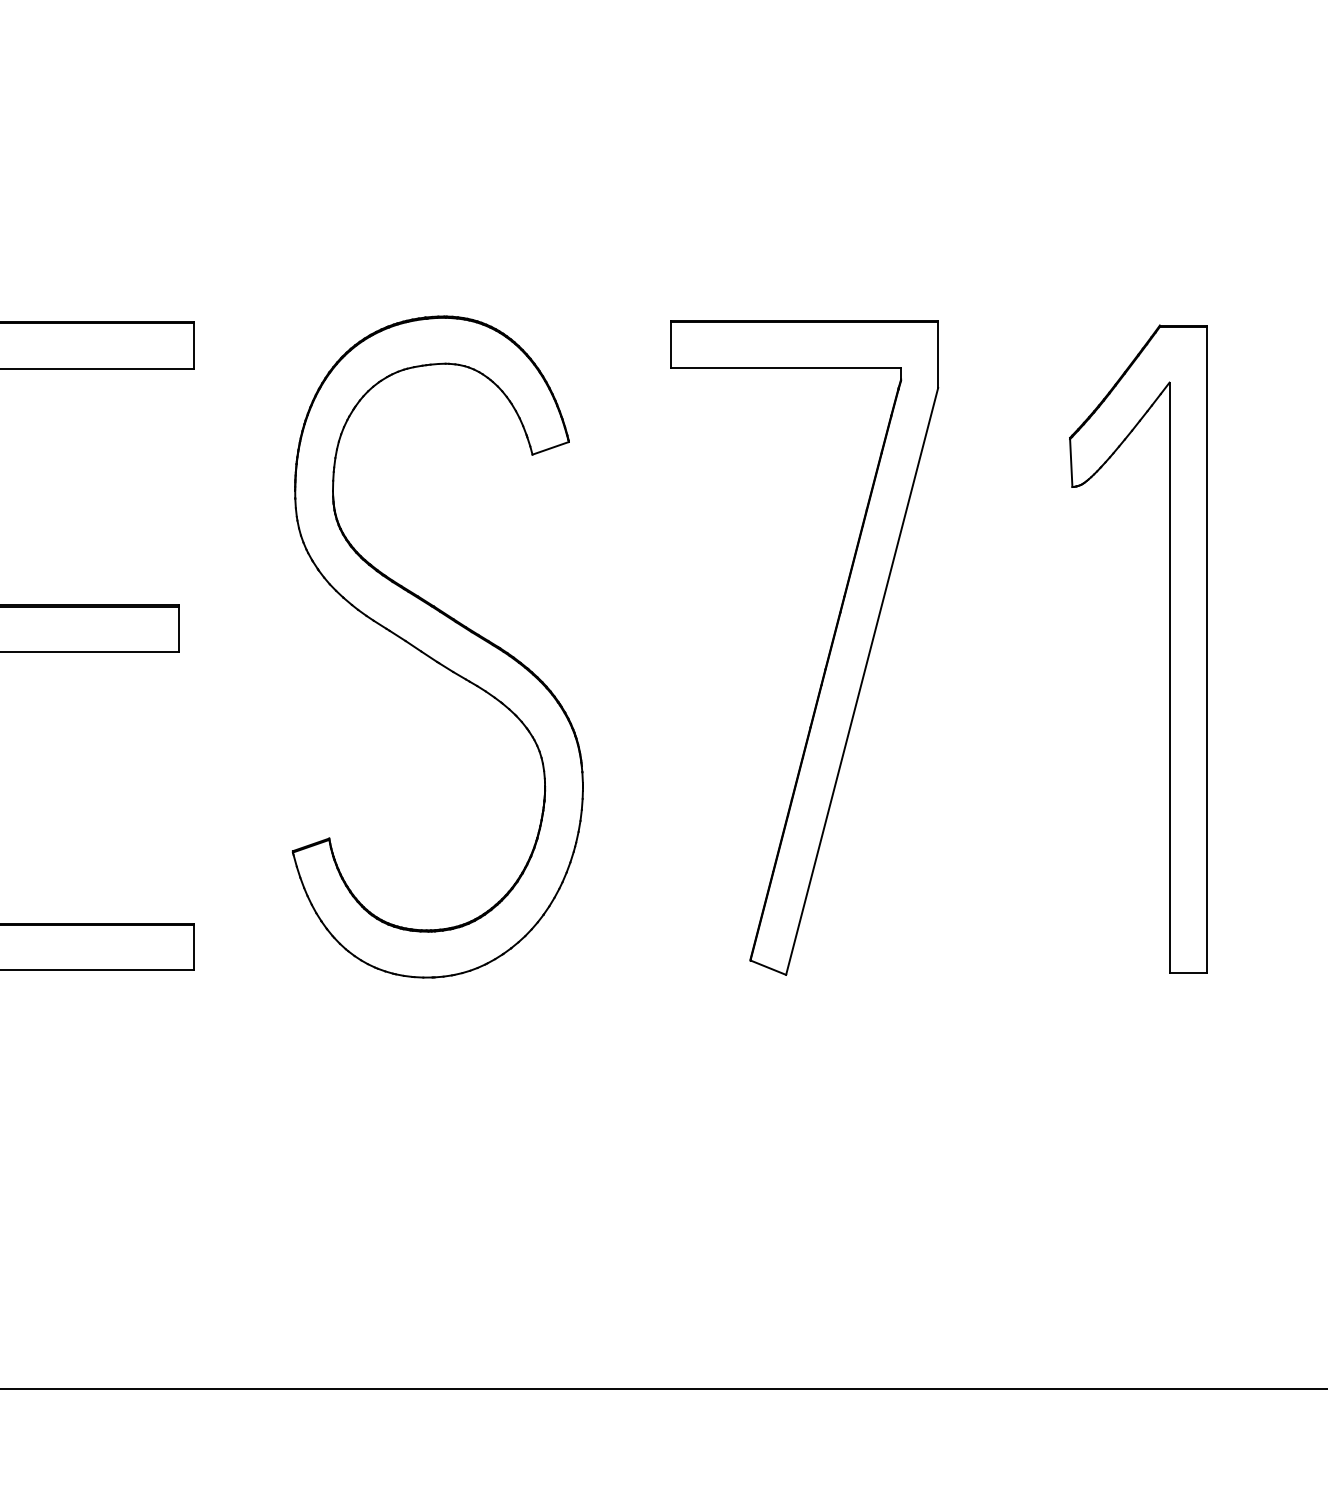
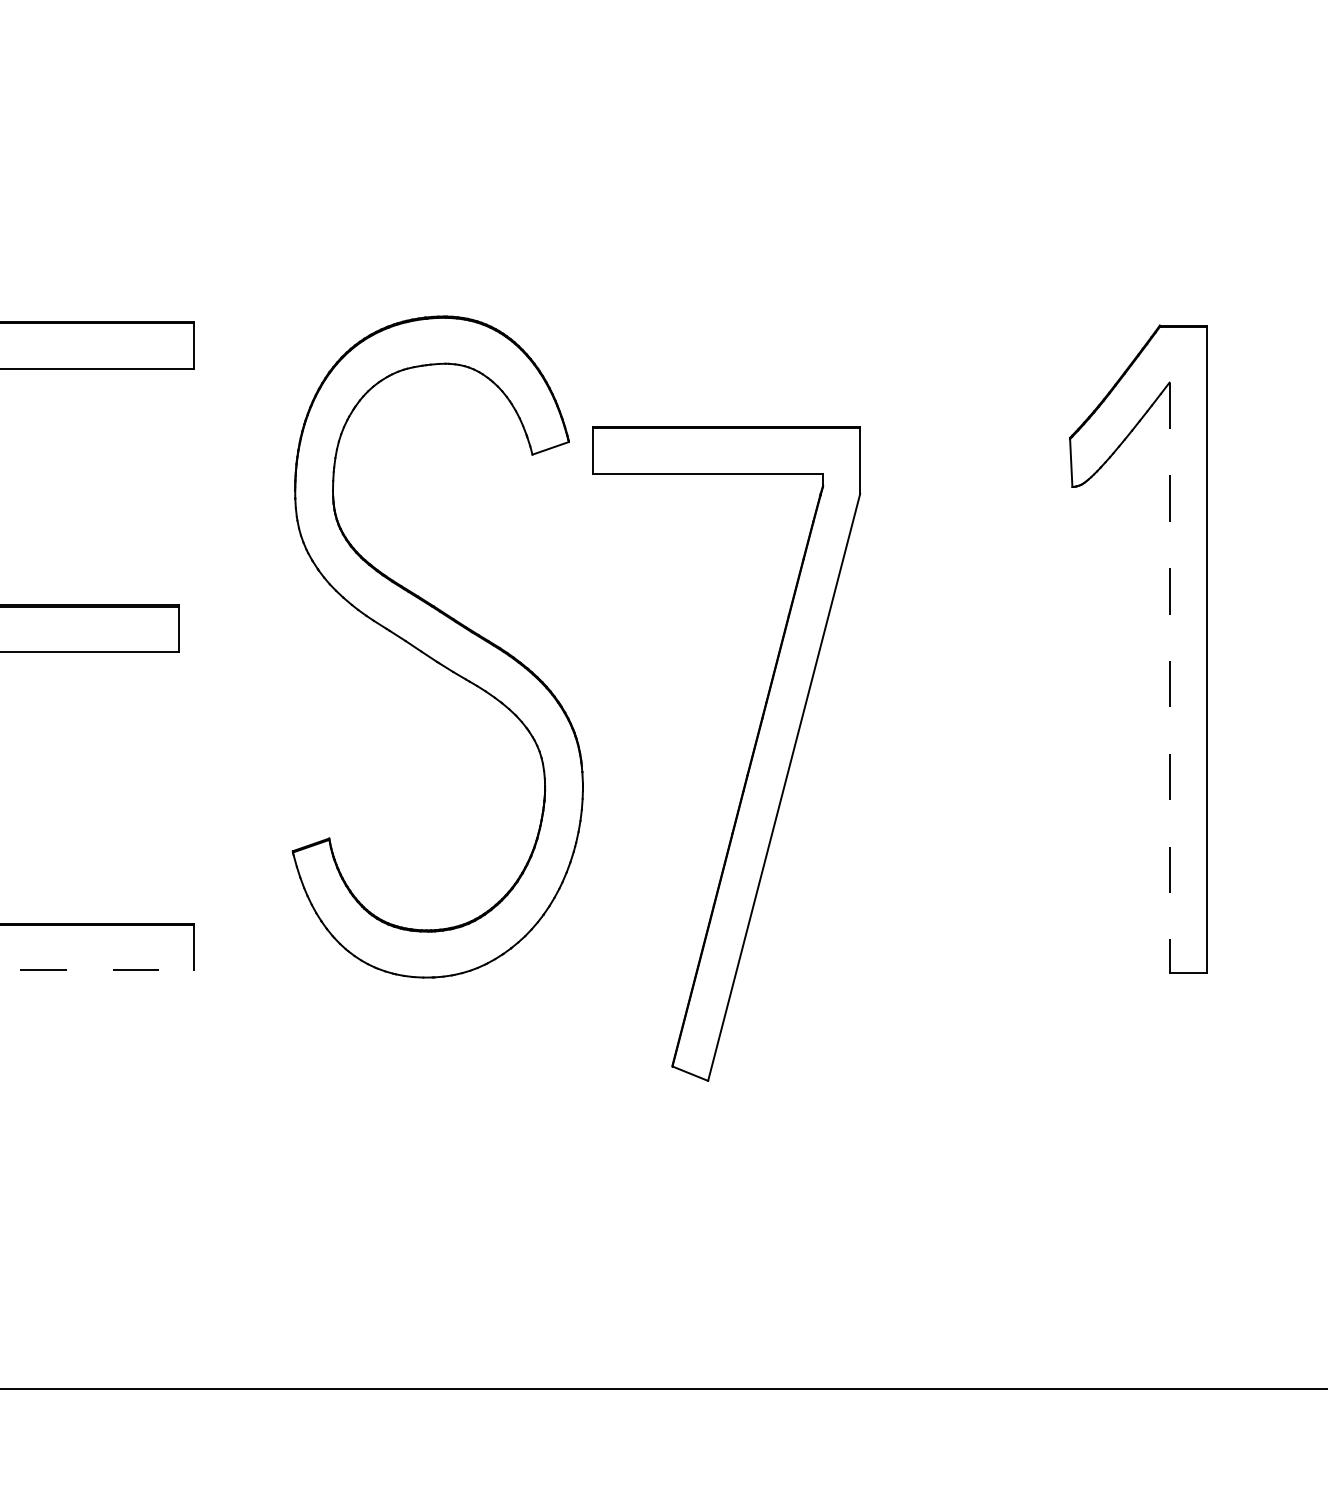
part position: (828, 652) -> (750, 758) (750, 758)
line: solid -> dashed (1169, 678)
line: solid -> dashed (96, 970)
